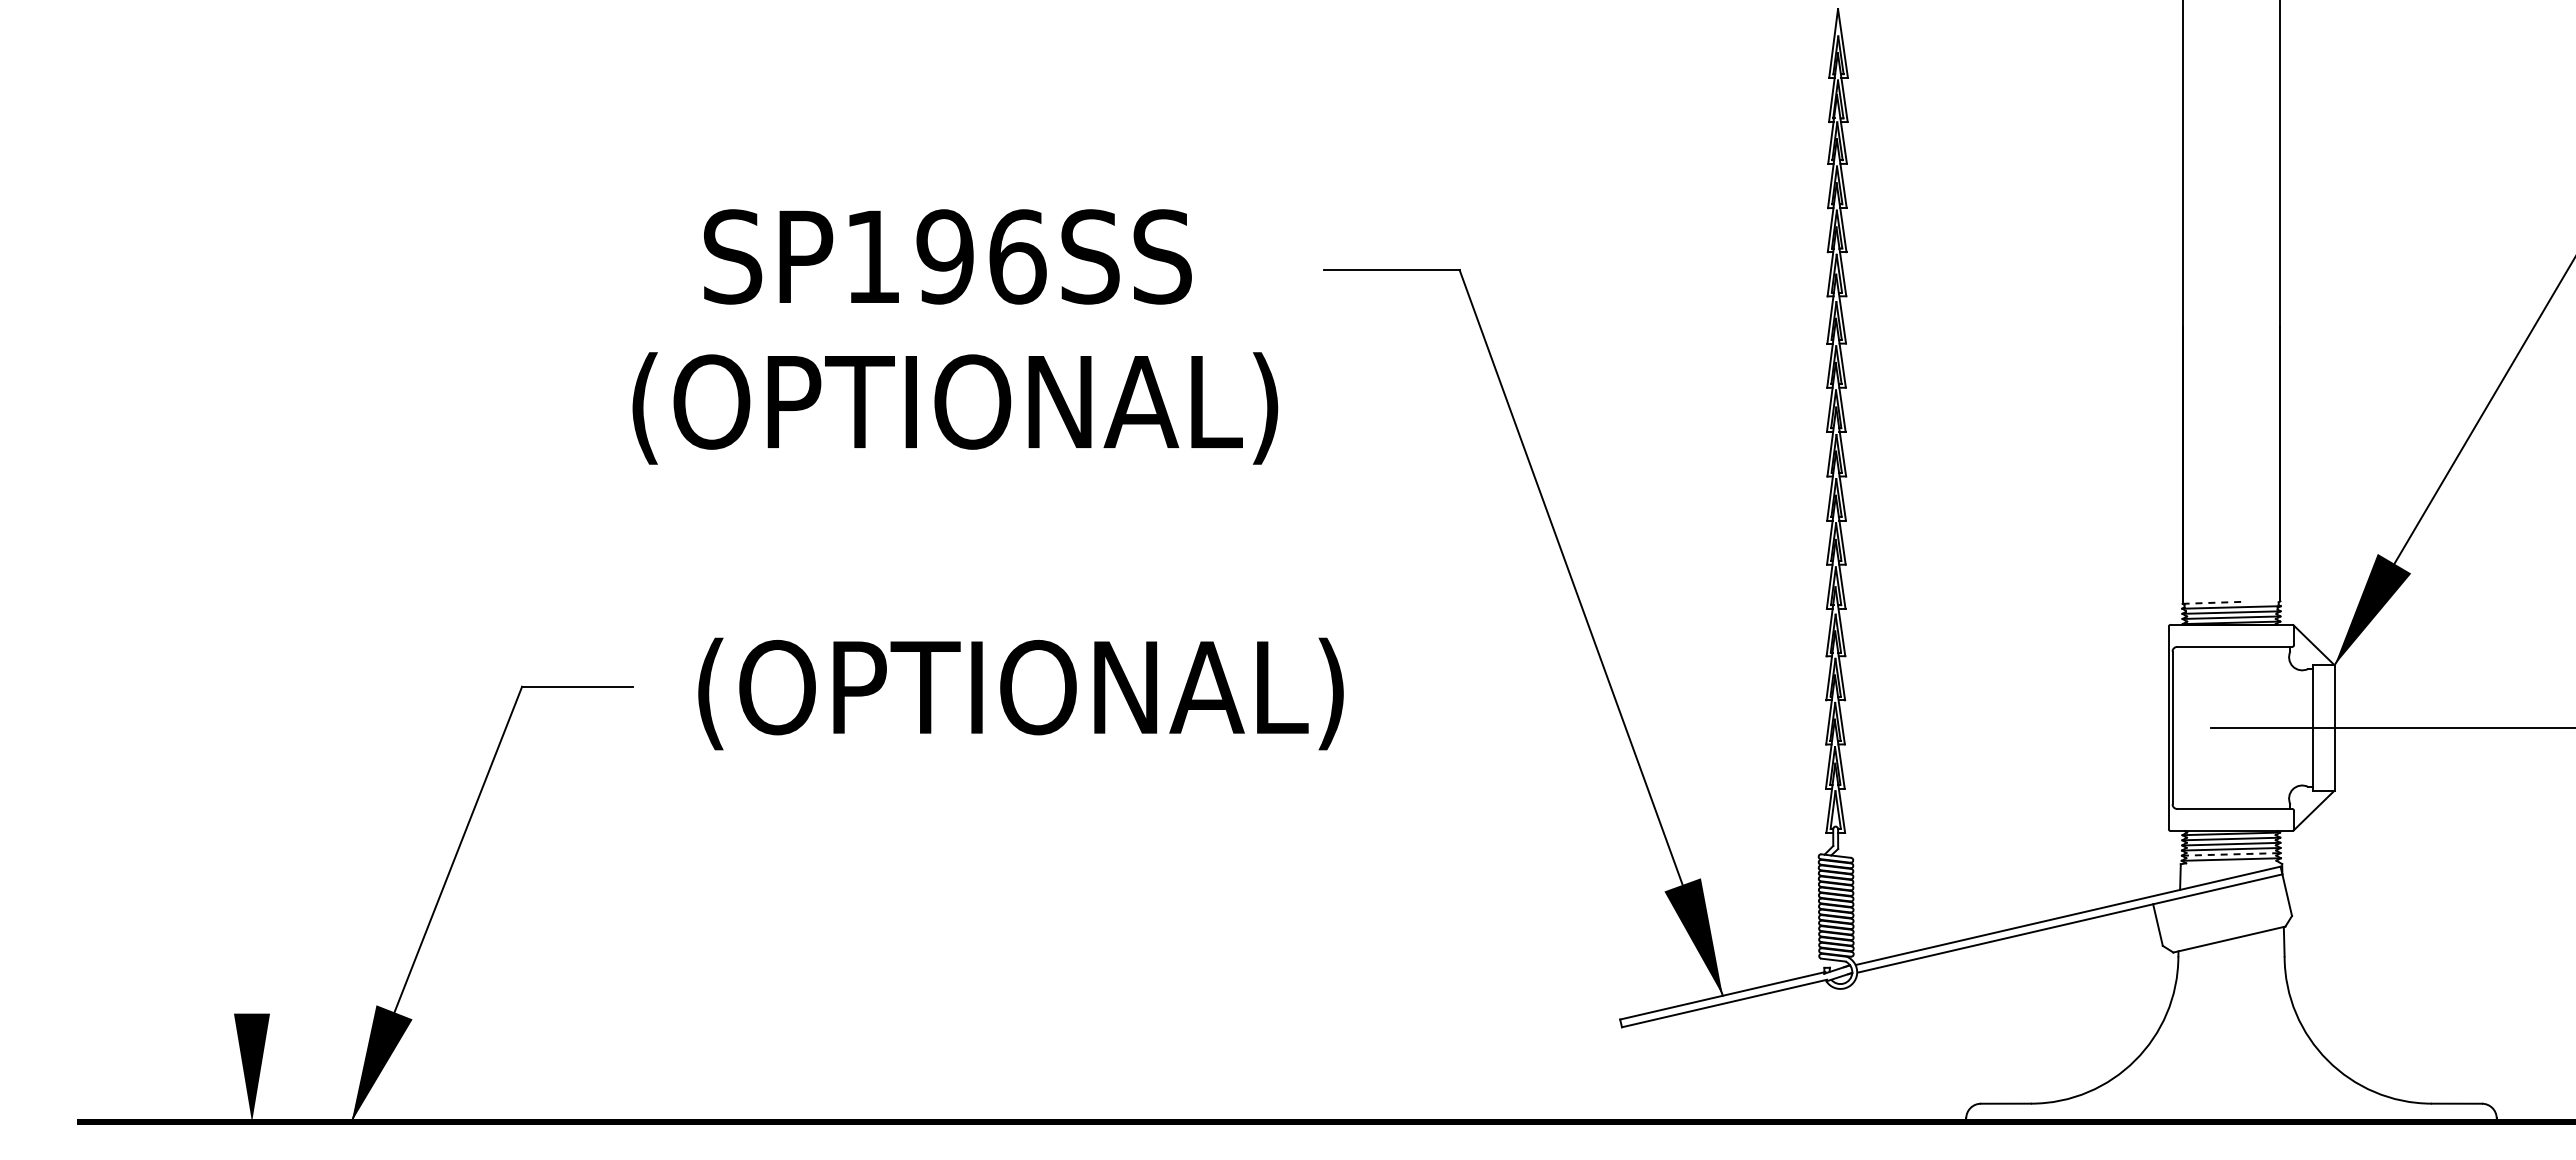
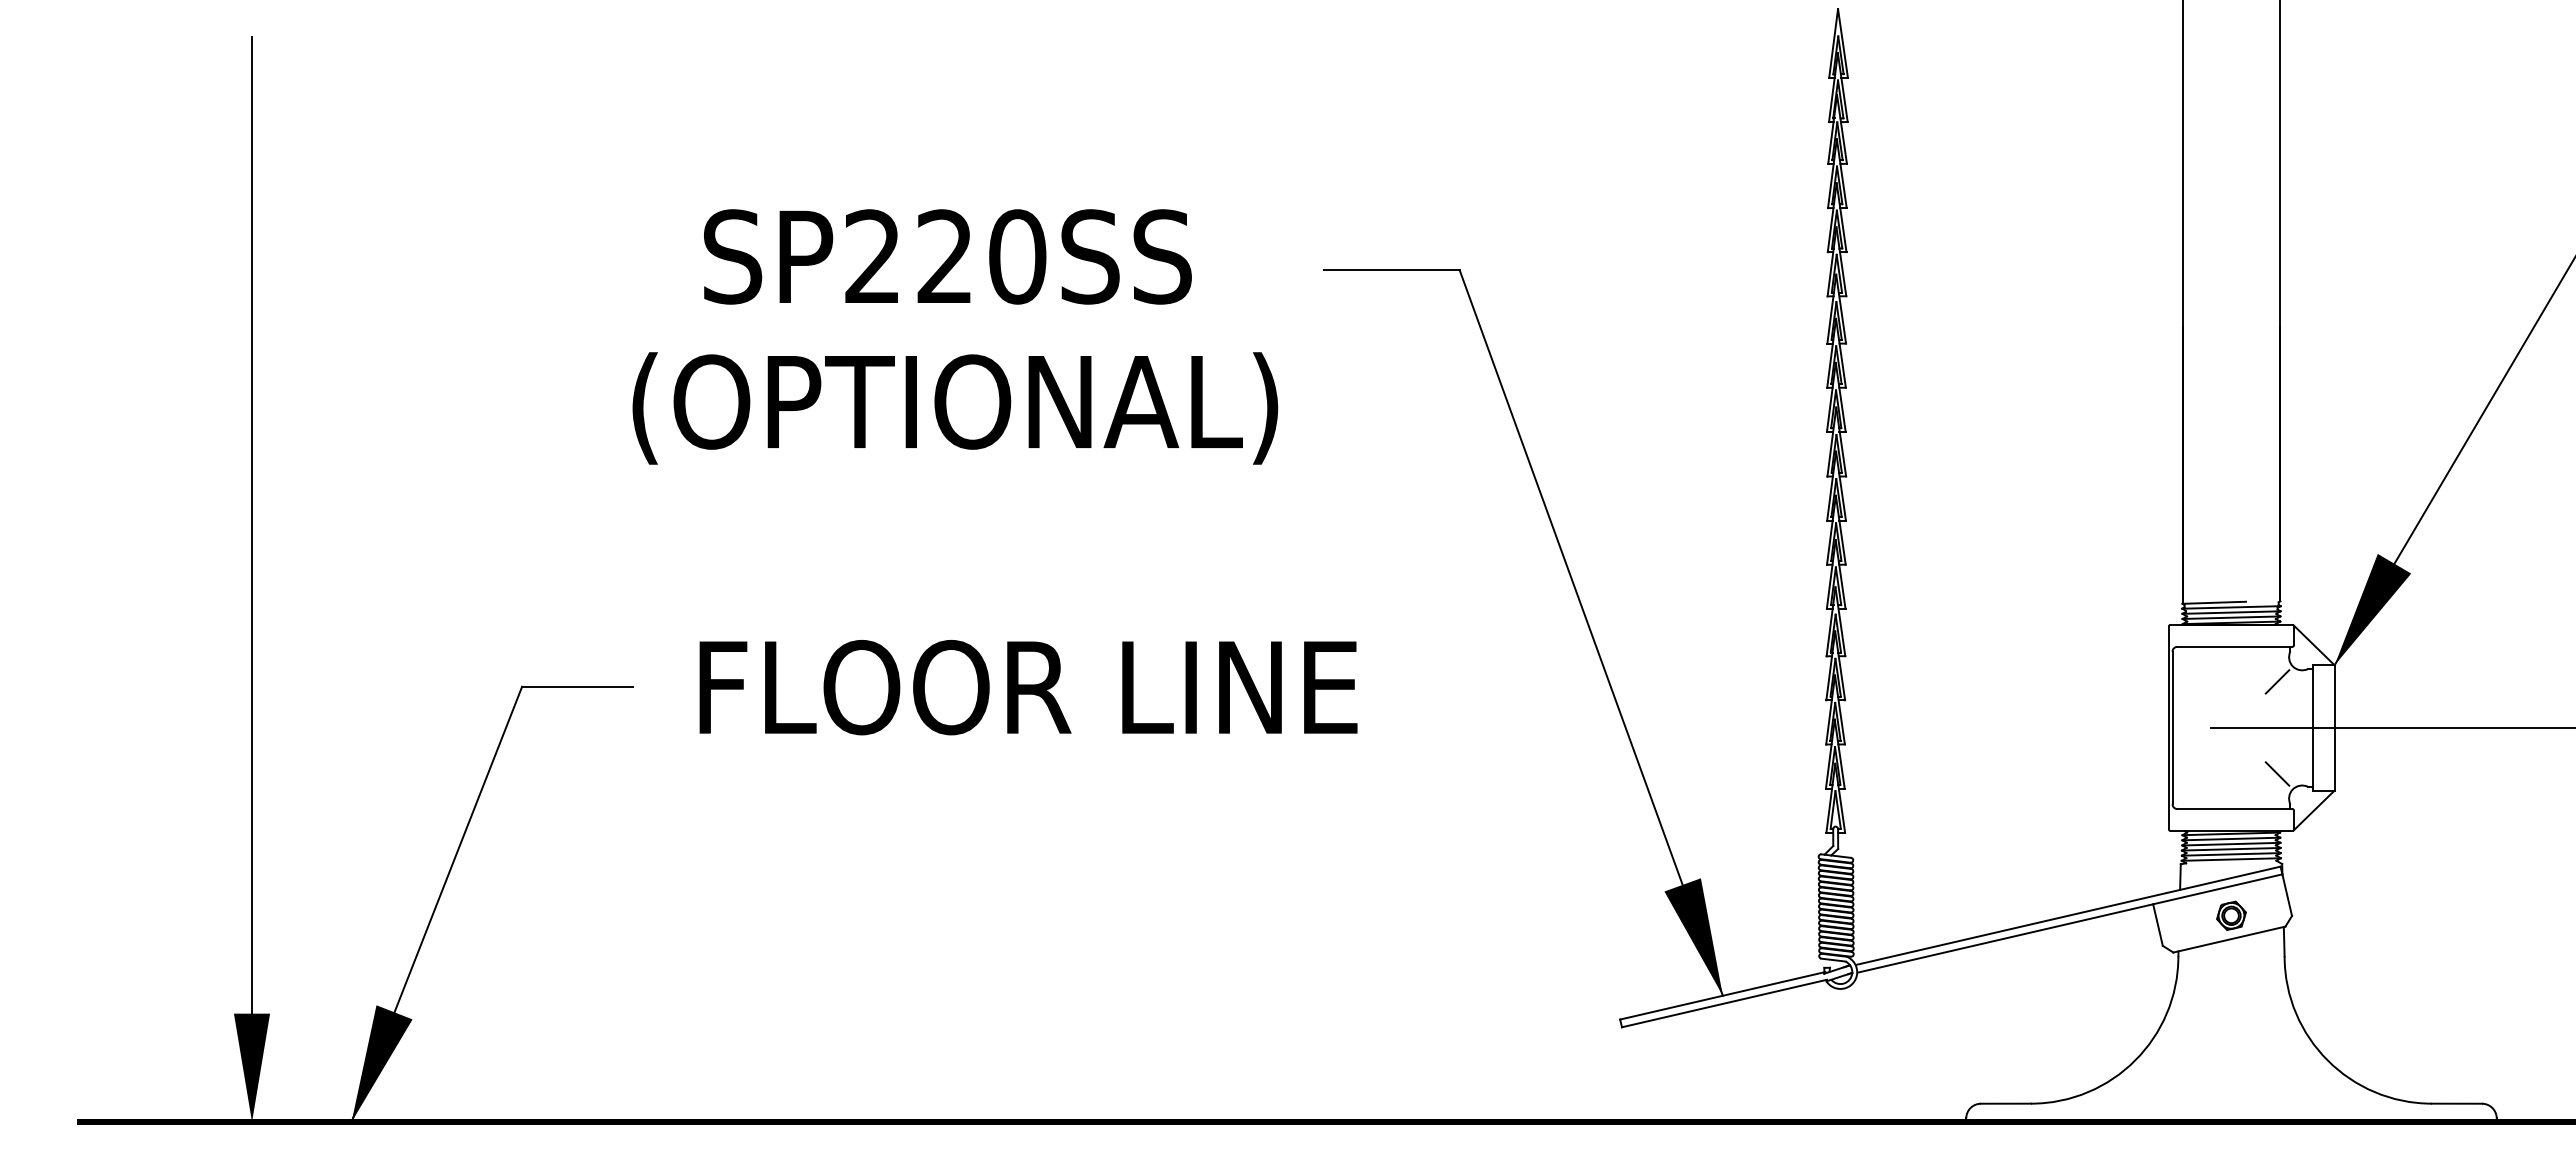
text: SP196SS -> SP220SS (945, 256)
line: none -> present (252, 524)
line: dashed -> solid (2214, 602)
line: none -> present (2277, 681)
text: (OPTIONAL) -> FLOOR LINE (1027, 693)
line: none -> present (2277, 773)
line: dashed -> solid (2231, 854)
part: none -> present (2231, 915)
